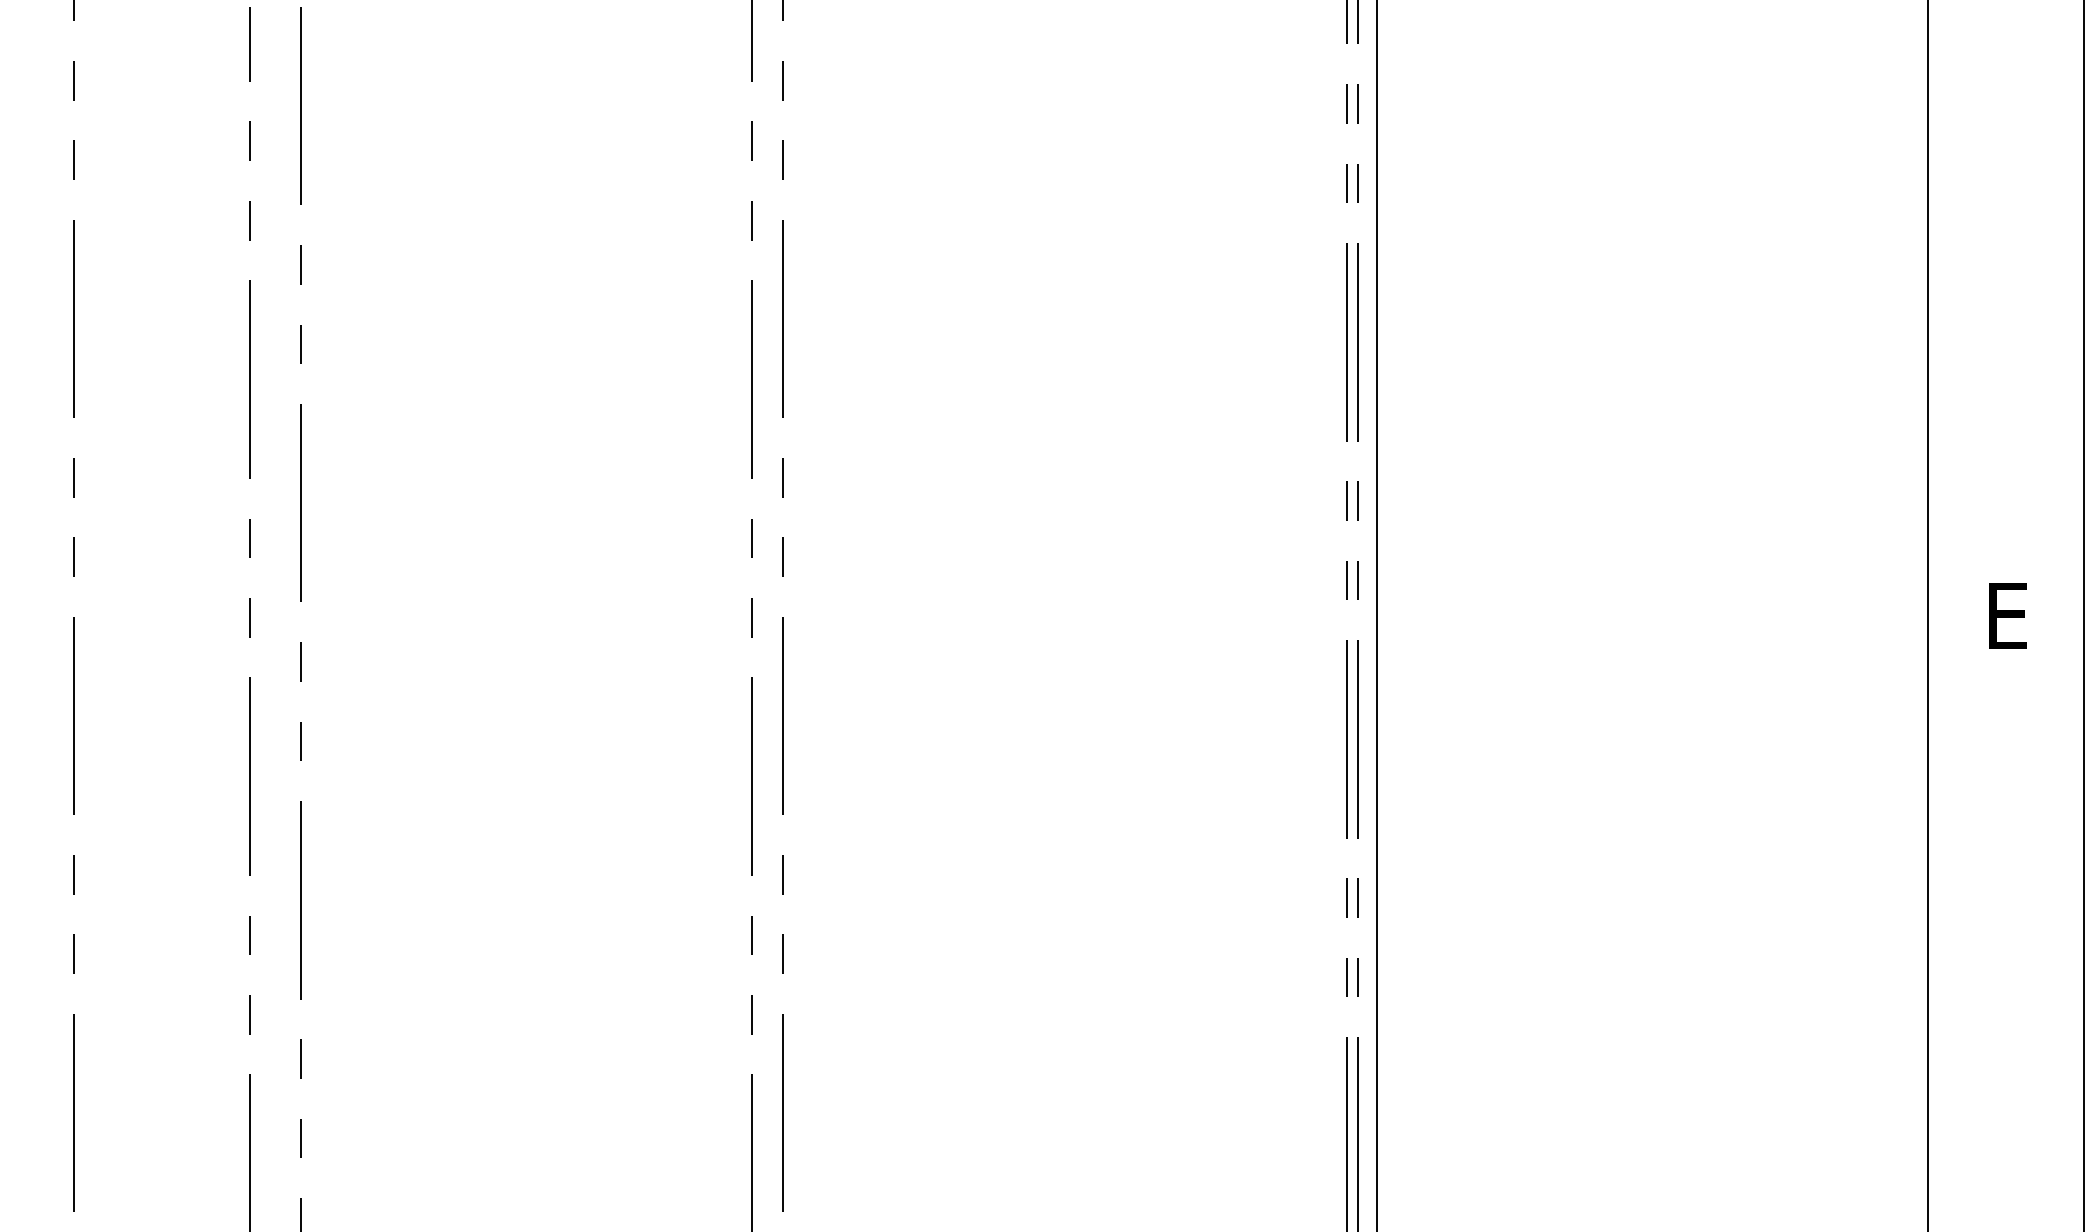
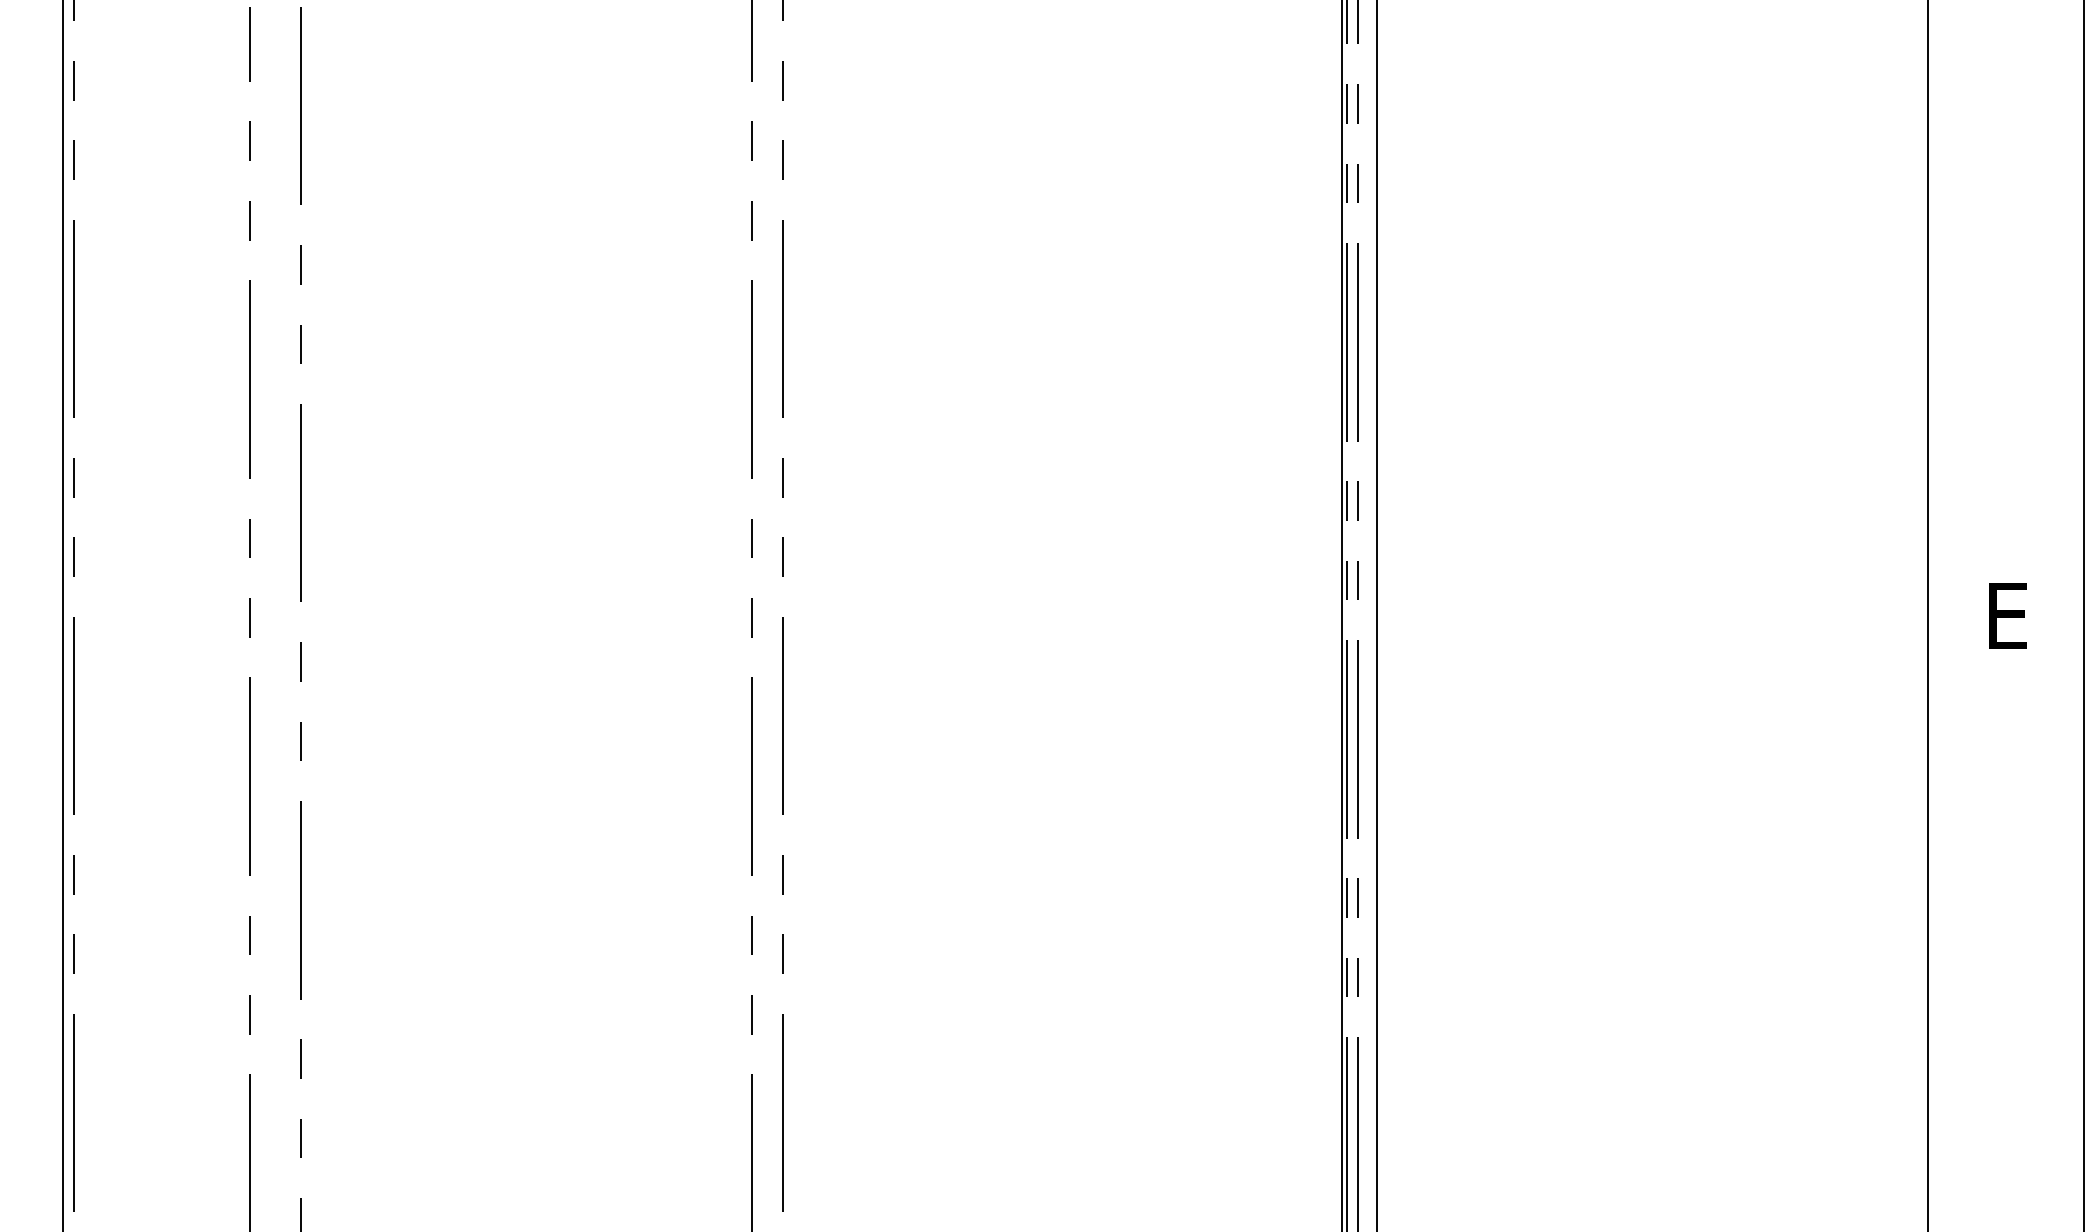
line: none -> present (62, 615)
line: none -> present (1341, 615)
